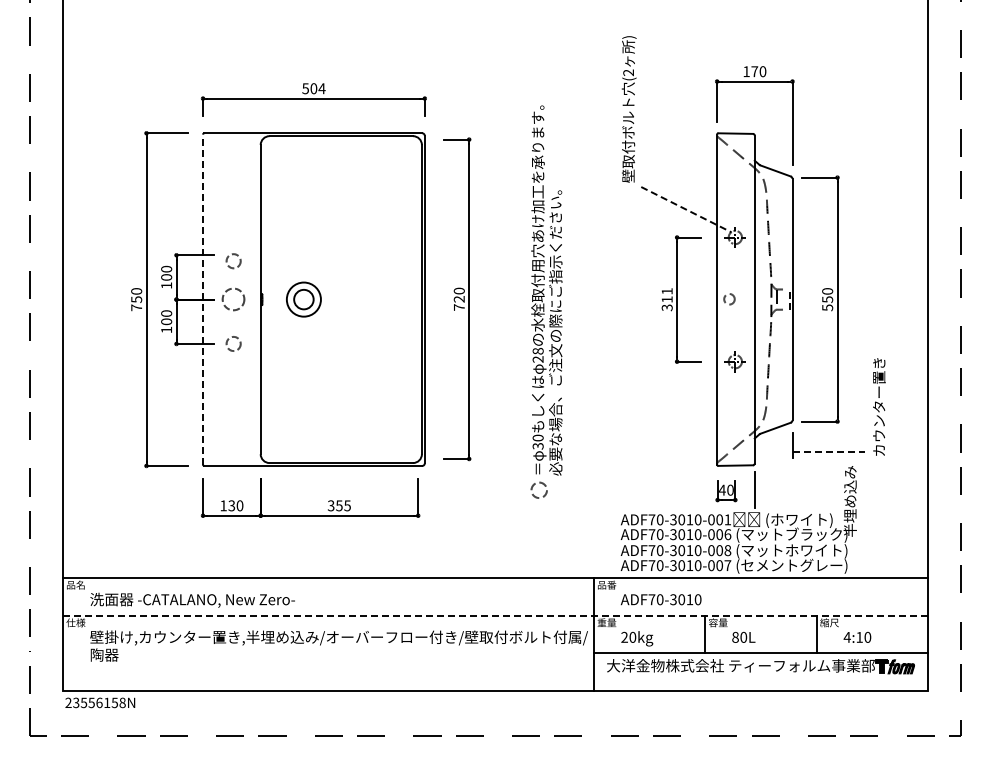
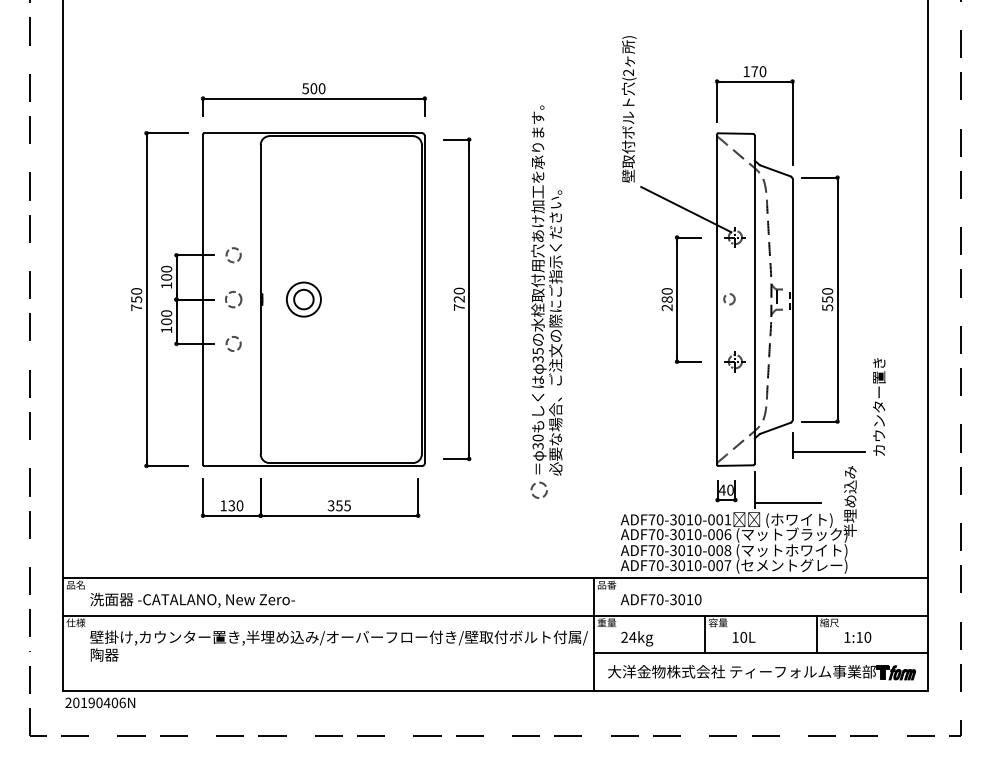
text: 504 -> 500 (321, 88)
line: dashed -> solid (686, 209)
circle position: (233, 261) -> (233, 255) (233, 255)
line: dashed -> solid (203, 299)
circle size: 25x25 px -> 18x18 px (233, 299)
text: 311 -> 280 (666, 299)
text: 28 -> 35 (537, 355)
line: dashed -> solid (829, 452)
line: none -> present (787, 502)
line: dashed -> solid (495, 615)
text: 20kg -> 24kg (632, 636)
text: 80L -> 10L (735, 636)
text: 4:10 -> 1:10 (846, 637)
part position: (760, 666) -> (761, 672) (761, 672)
text: 23556158N -> 20190406N (99, 702)
